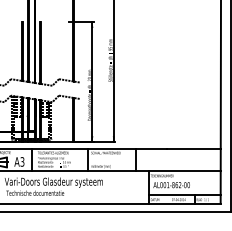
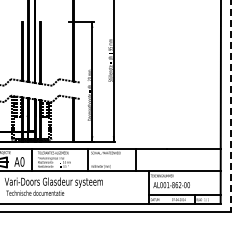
line: solid -> dashed (231, 105)
text: A3 -> A0 (22, 161)
